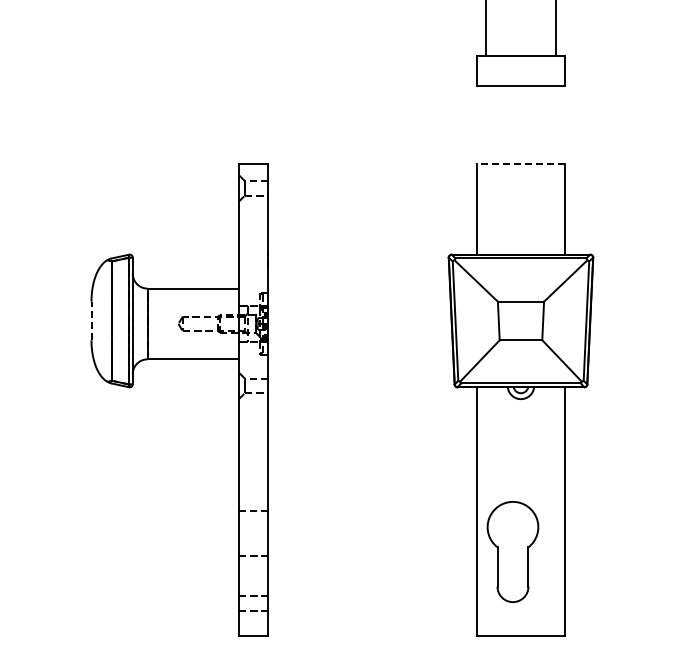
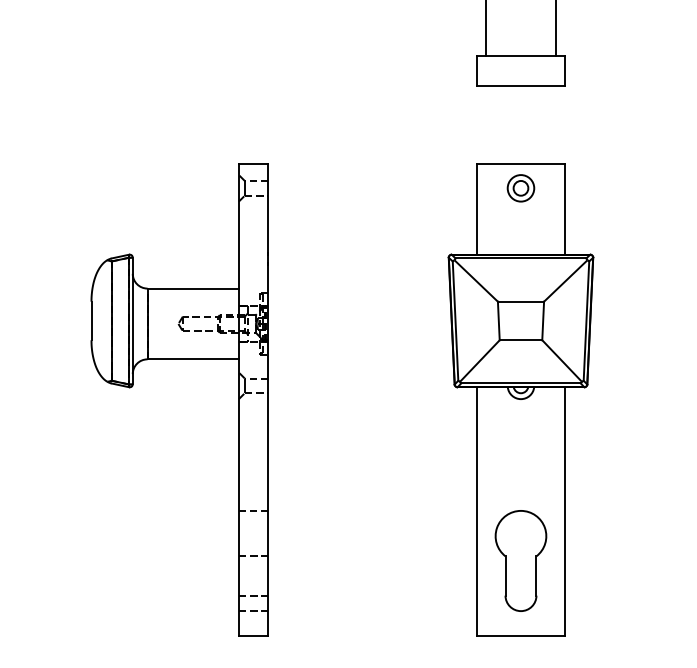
line: dashed -> solid (520, 164)
part: none -> present (520, 188)
line: dashed -> solid (91, 320)
part position: (512, 551) -> (520, 560) (520, 560)
